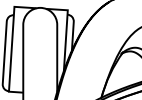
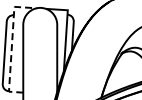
line: solid -> dashed (11, 45)
